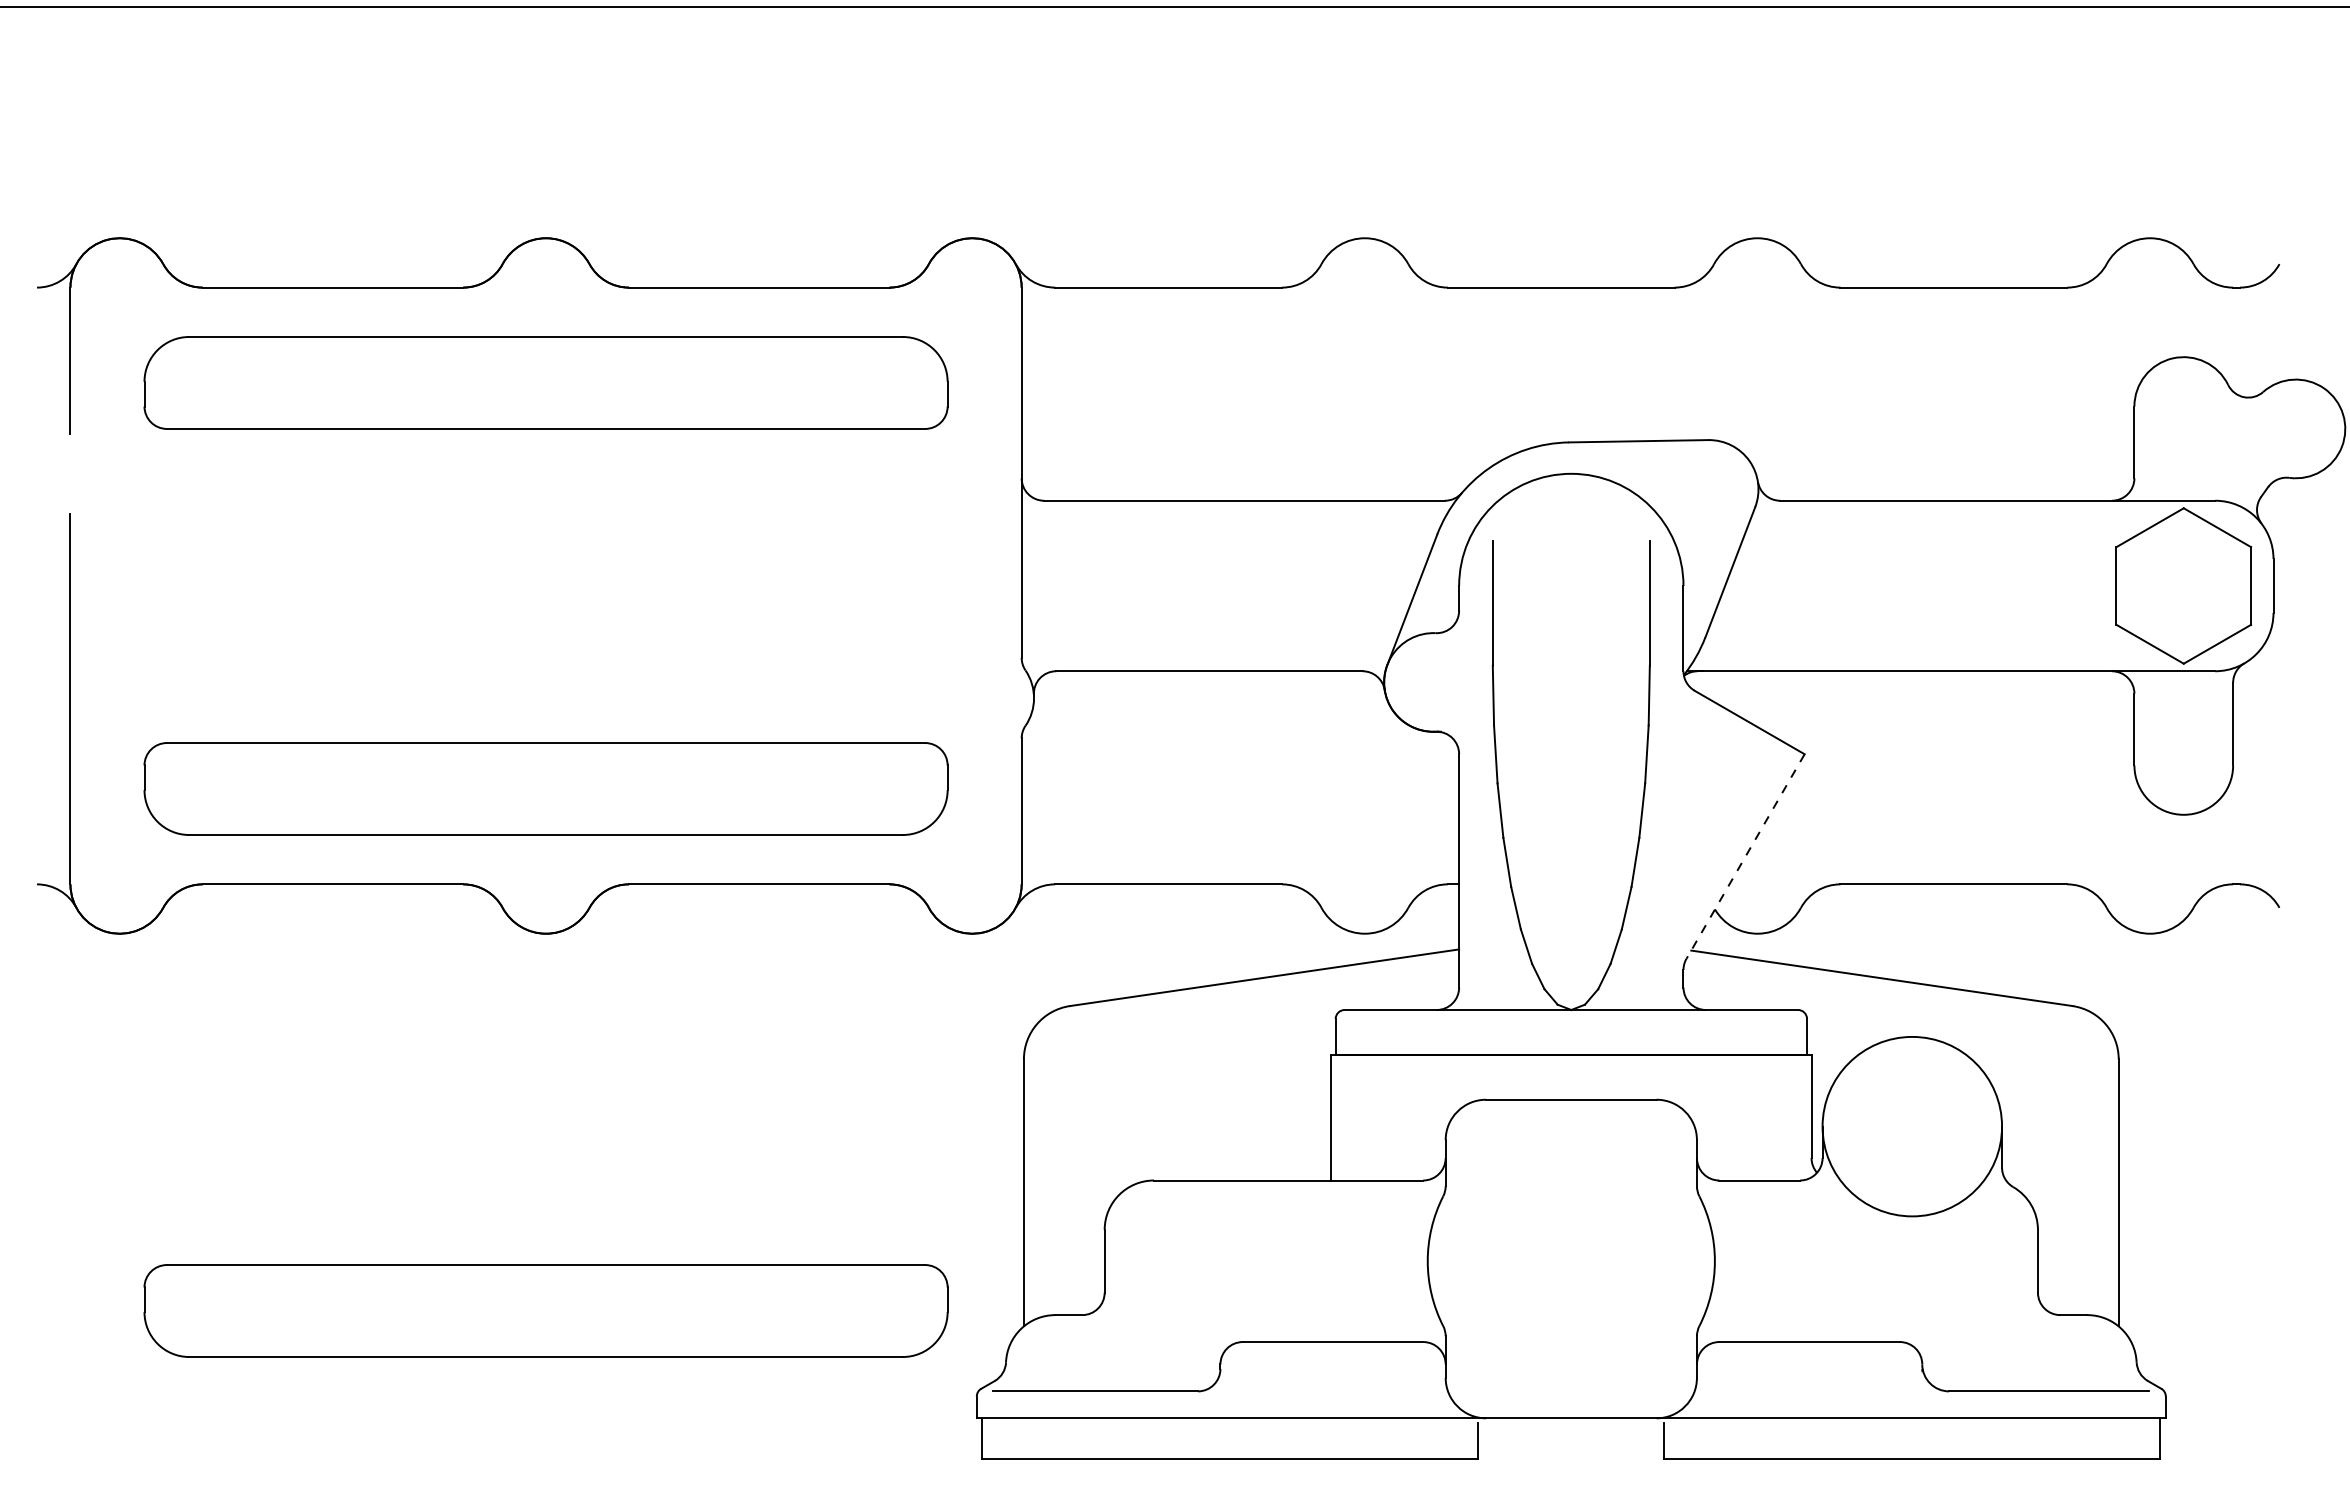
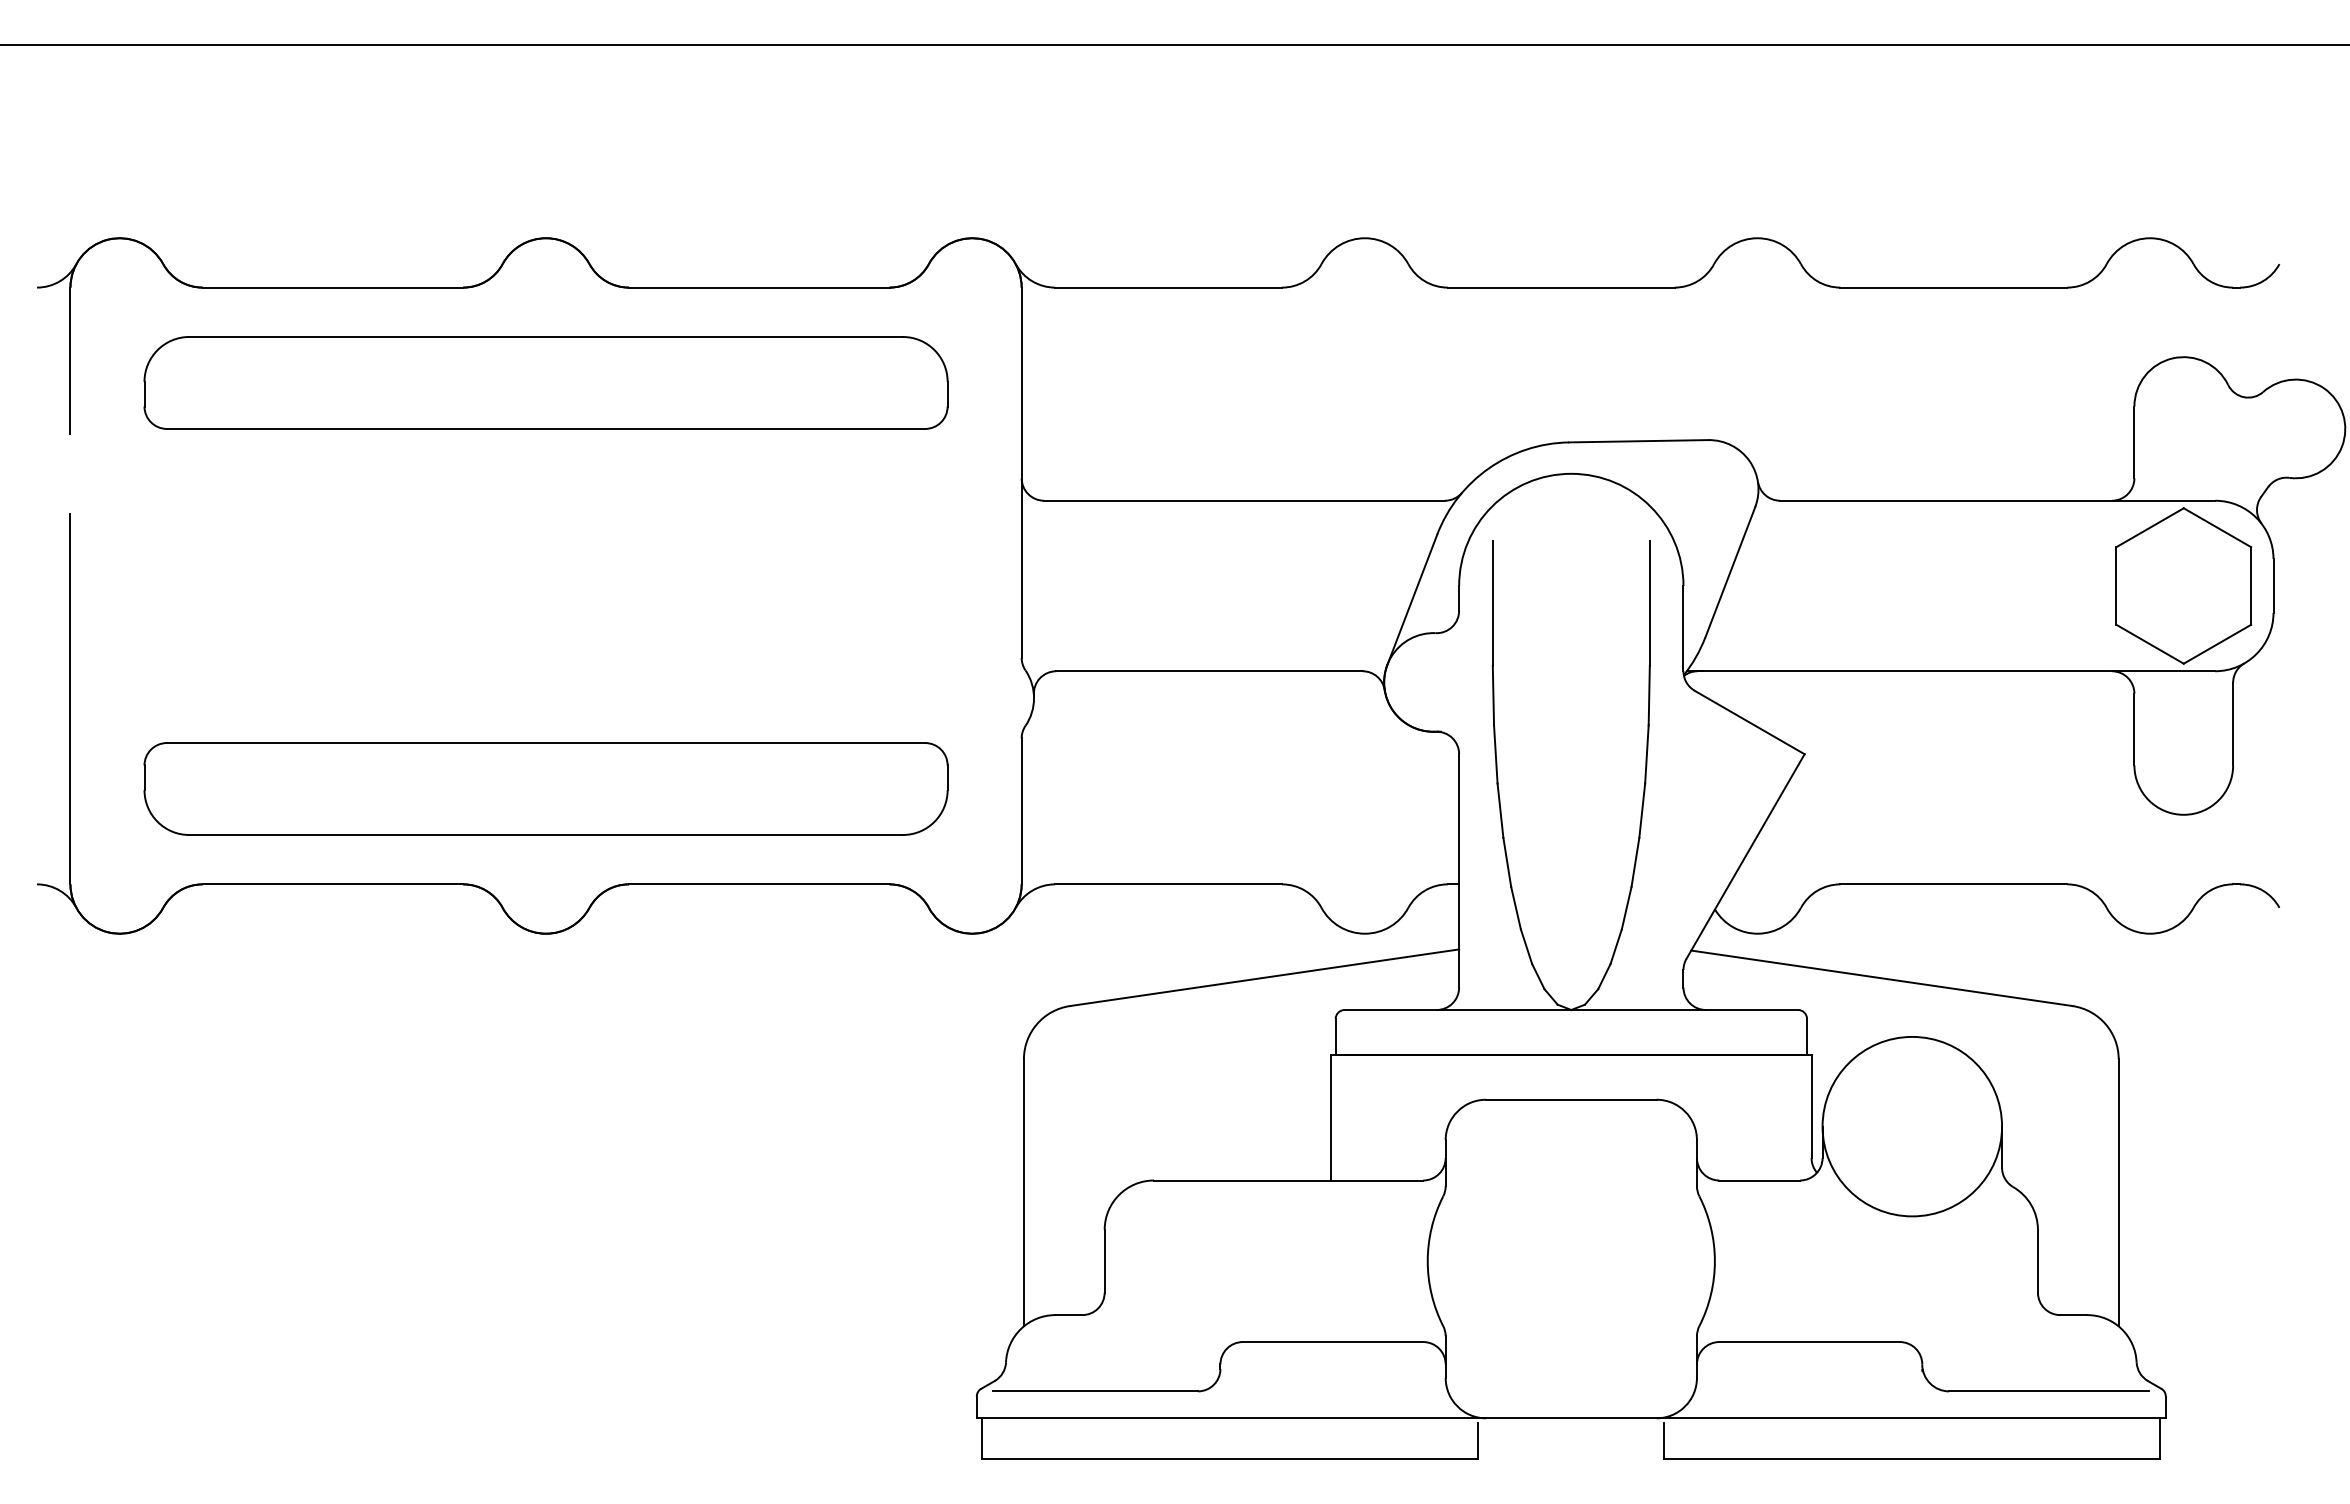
line position: (1174, 7) -> (1174, 45) (1174, 45)
line: dashed -> solid (1745, 856)
part: present -> none (545, 1310)
